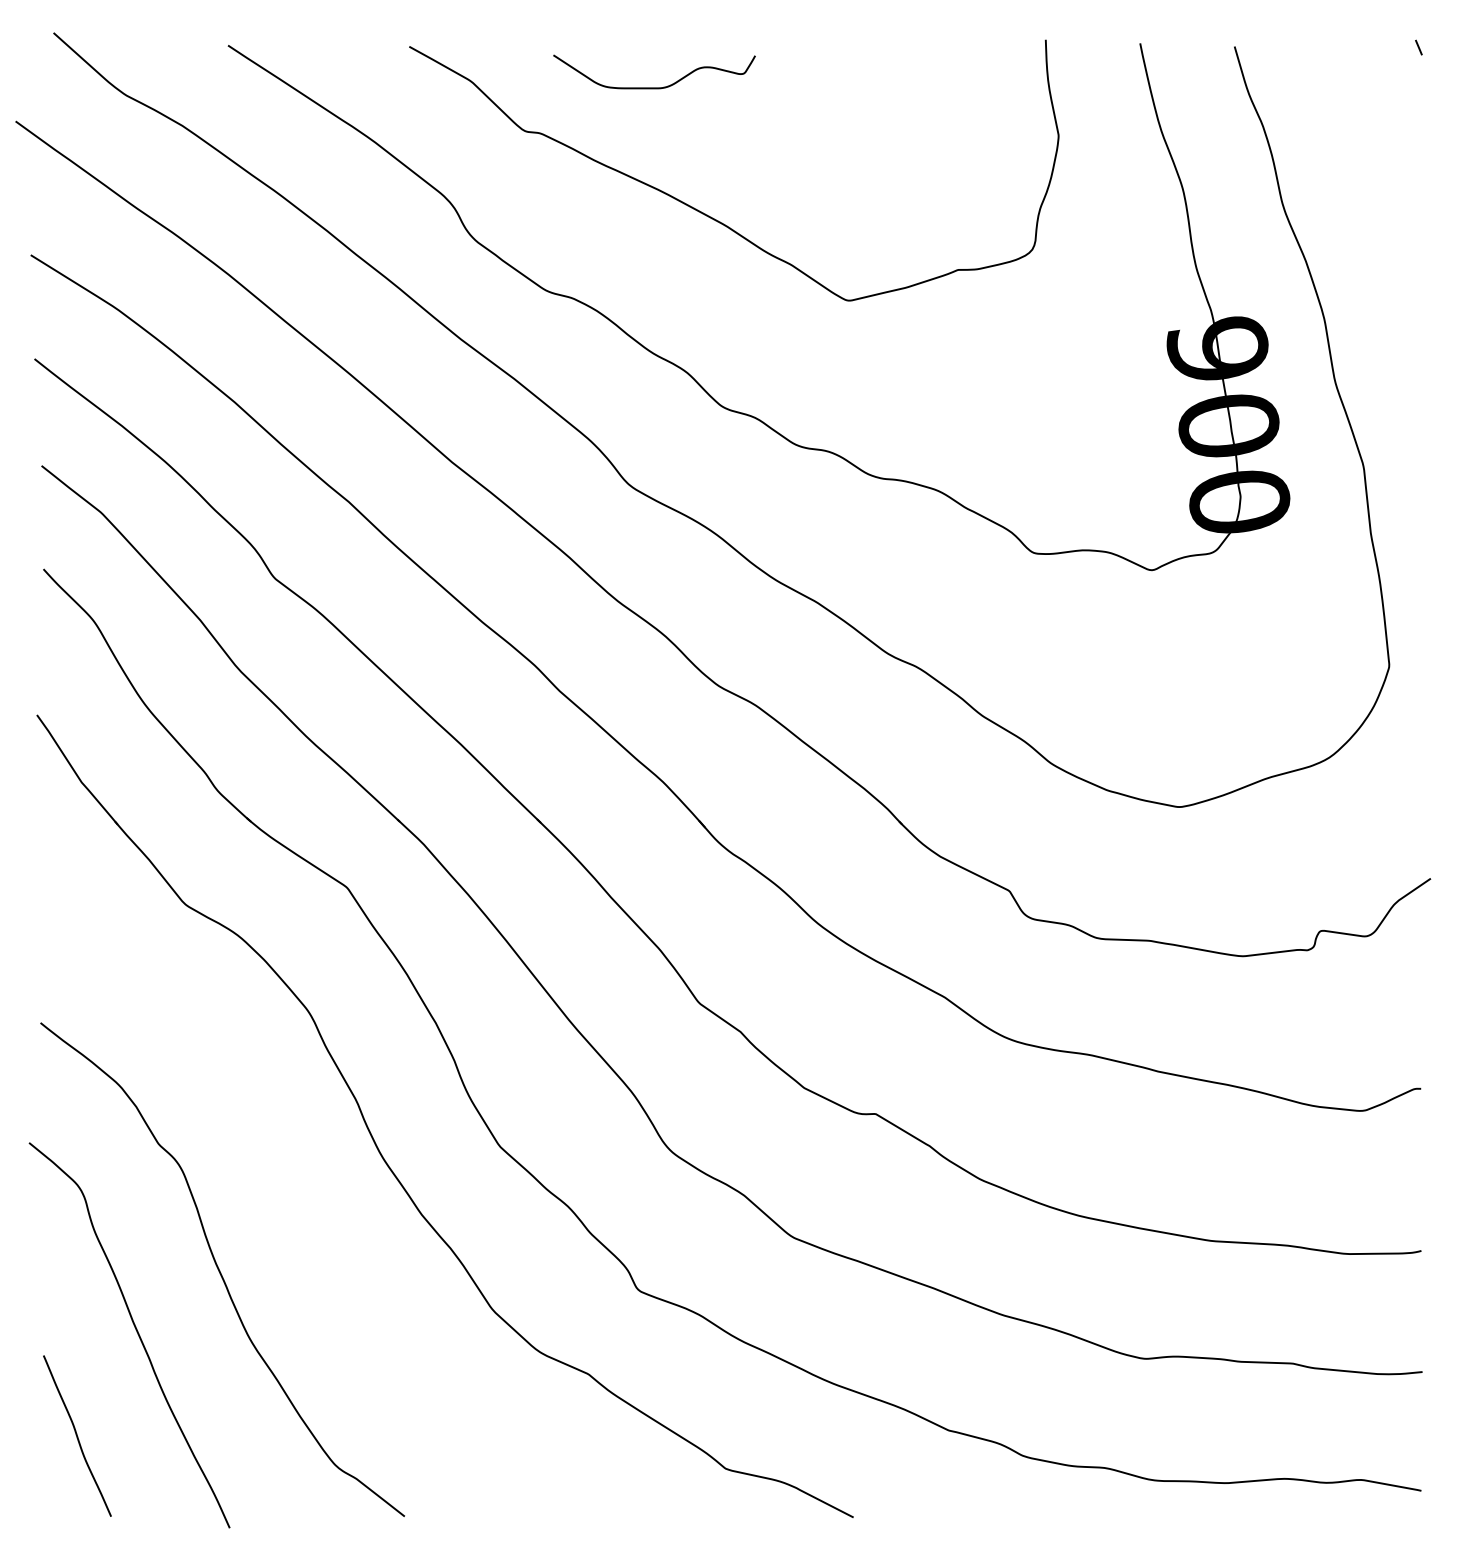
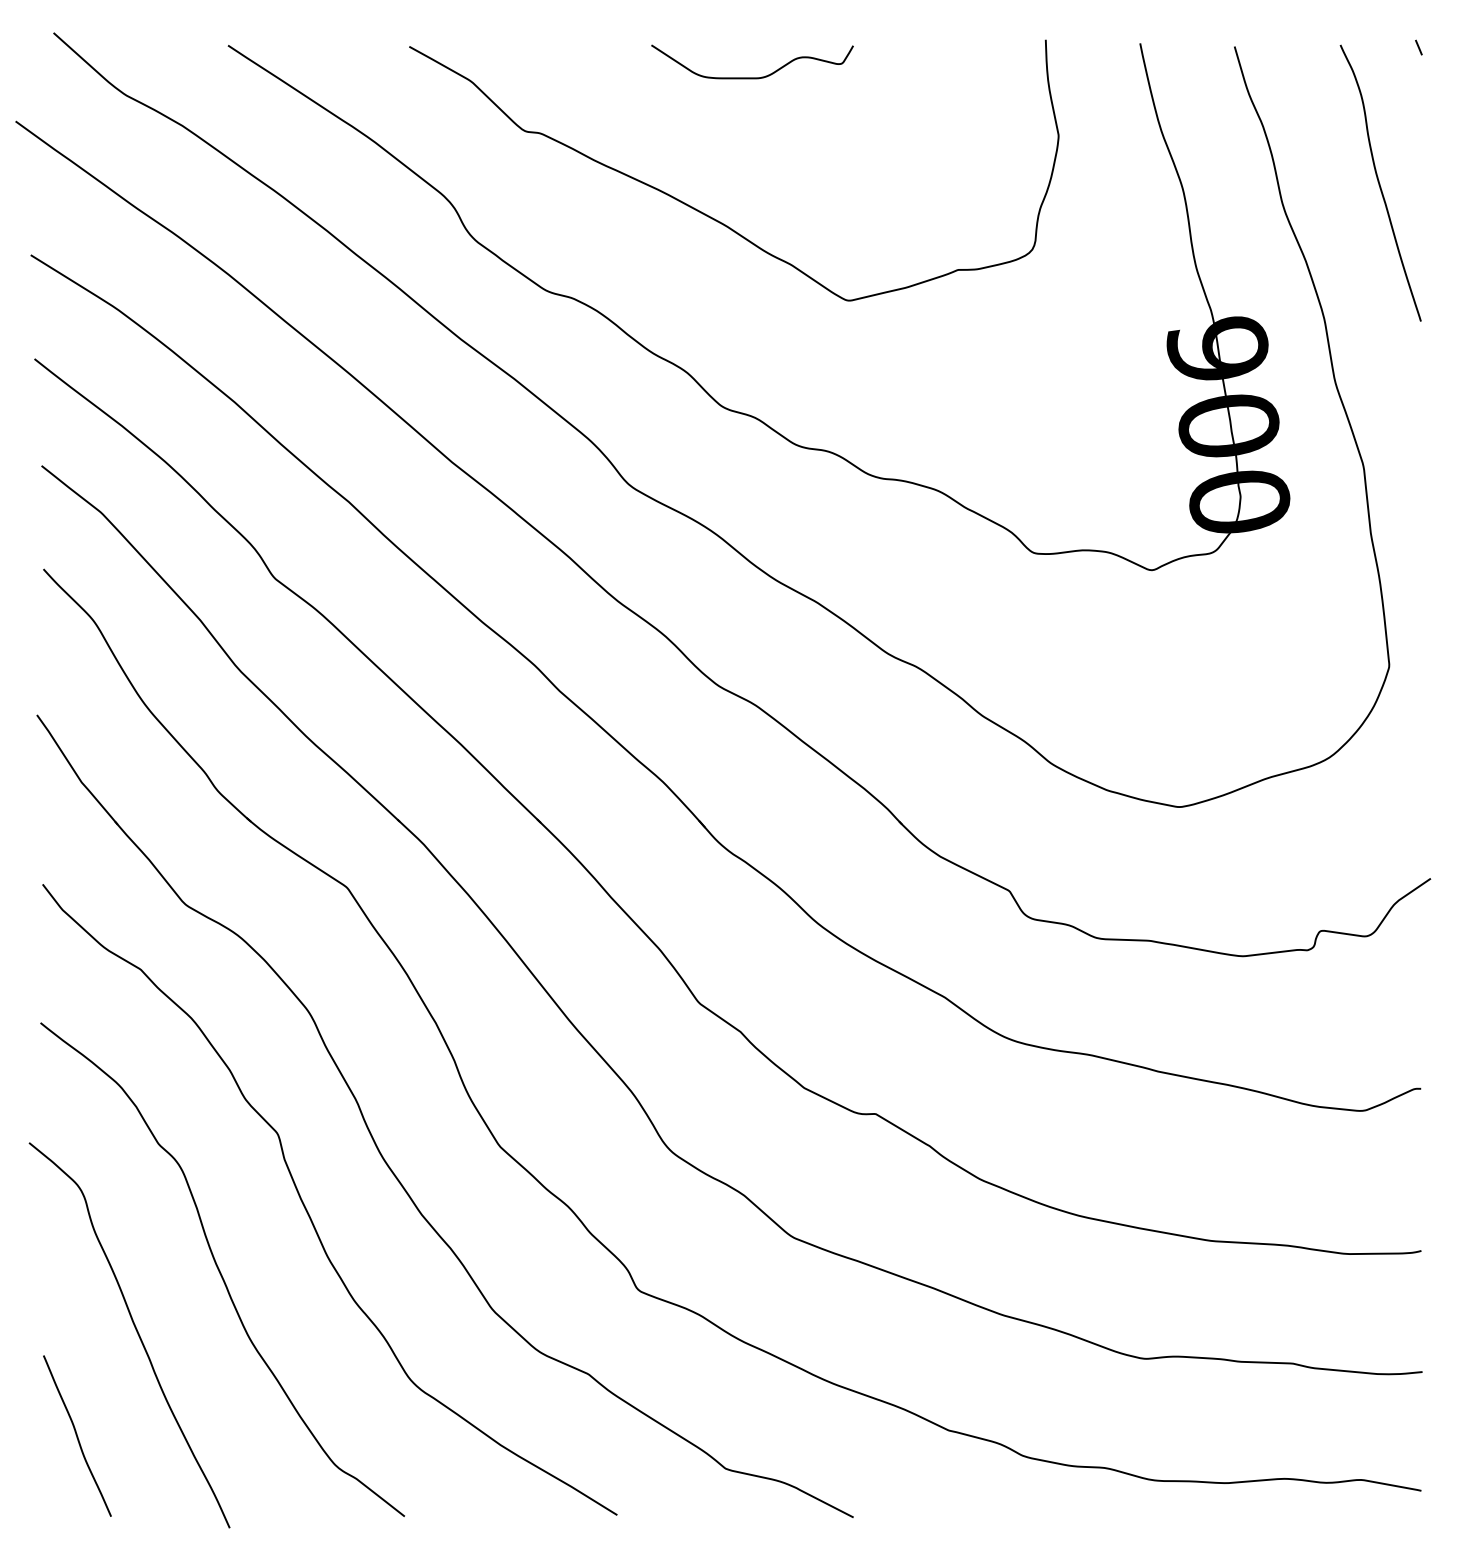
curve position: (654, 87) -> (752, 77) (752, 77)
curve: none -> present (1379, 182)
curve: none -> present (307, 1209)
